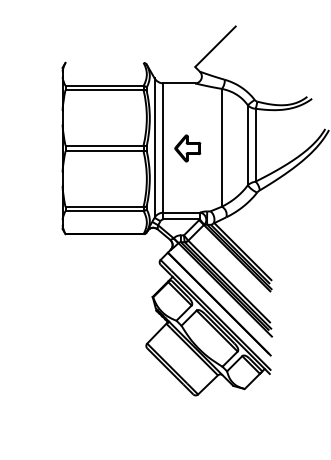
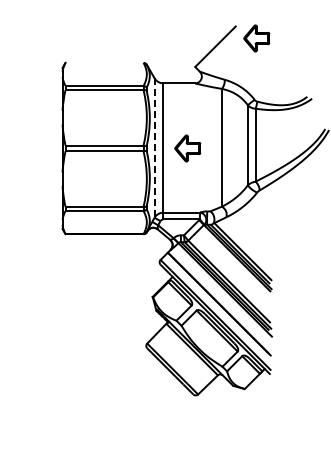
part: none -> present (256, 38)
line: solid -> dashed (154, 148)
